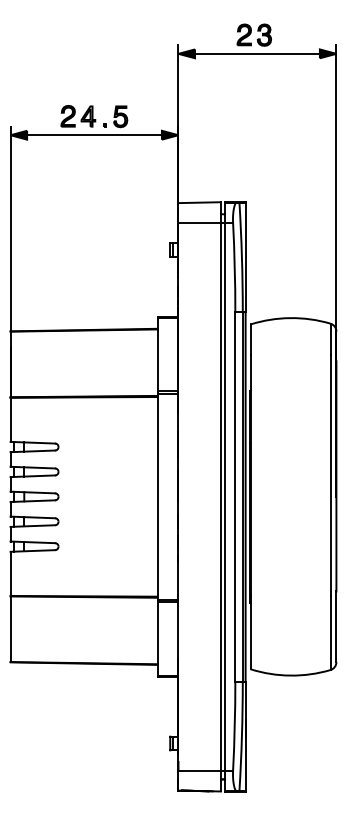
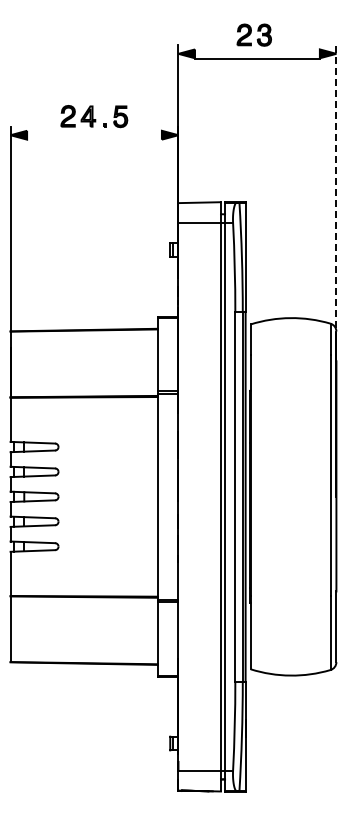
line position: (257, 53) -> (257, 58) (257, 58)
line: present -> none (94, 135)
line: solid -> dashed (336, 202)
